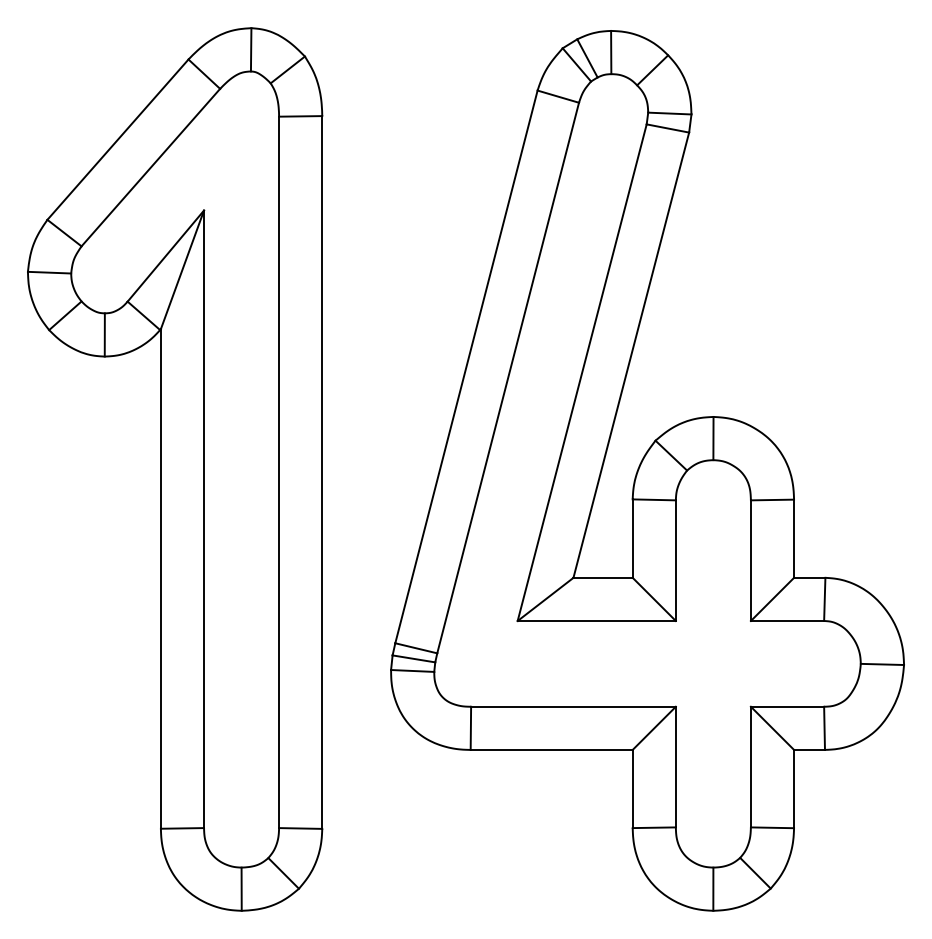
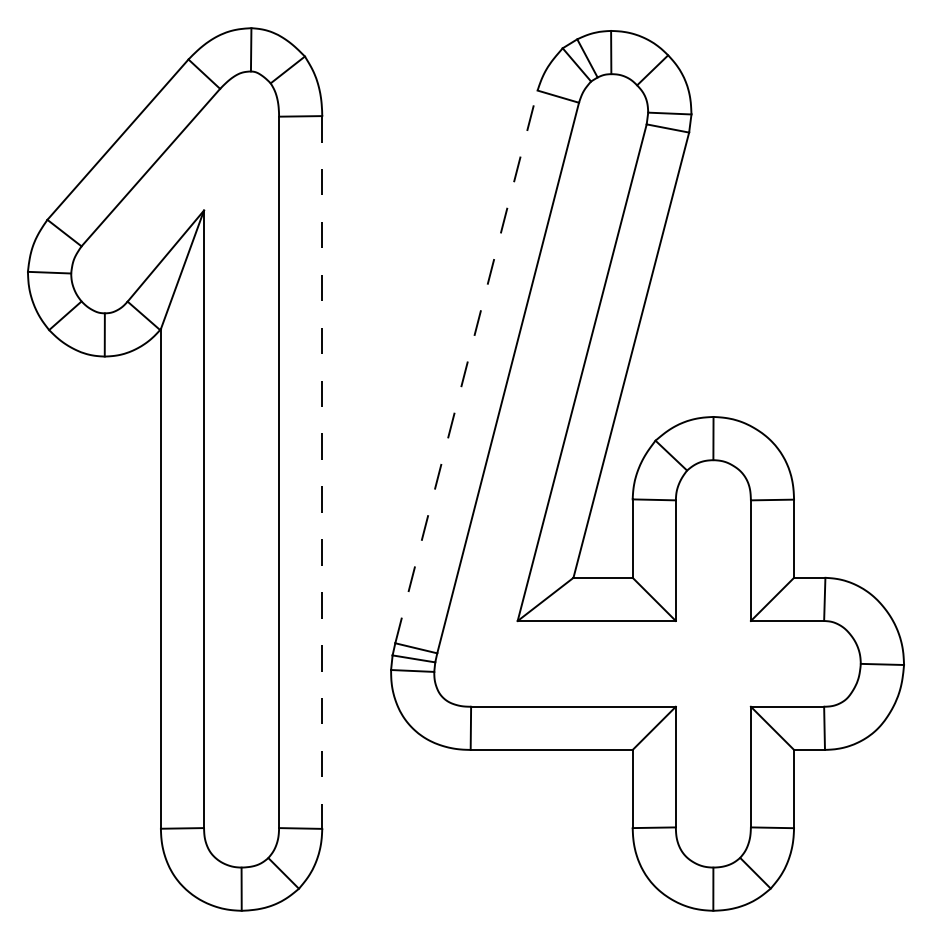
line: solid -> dashed (466, 366)
line: solid -> dashed (322, 473)
